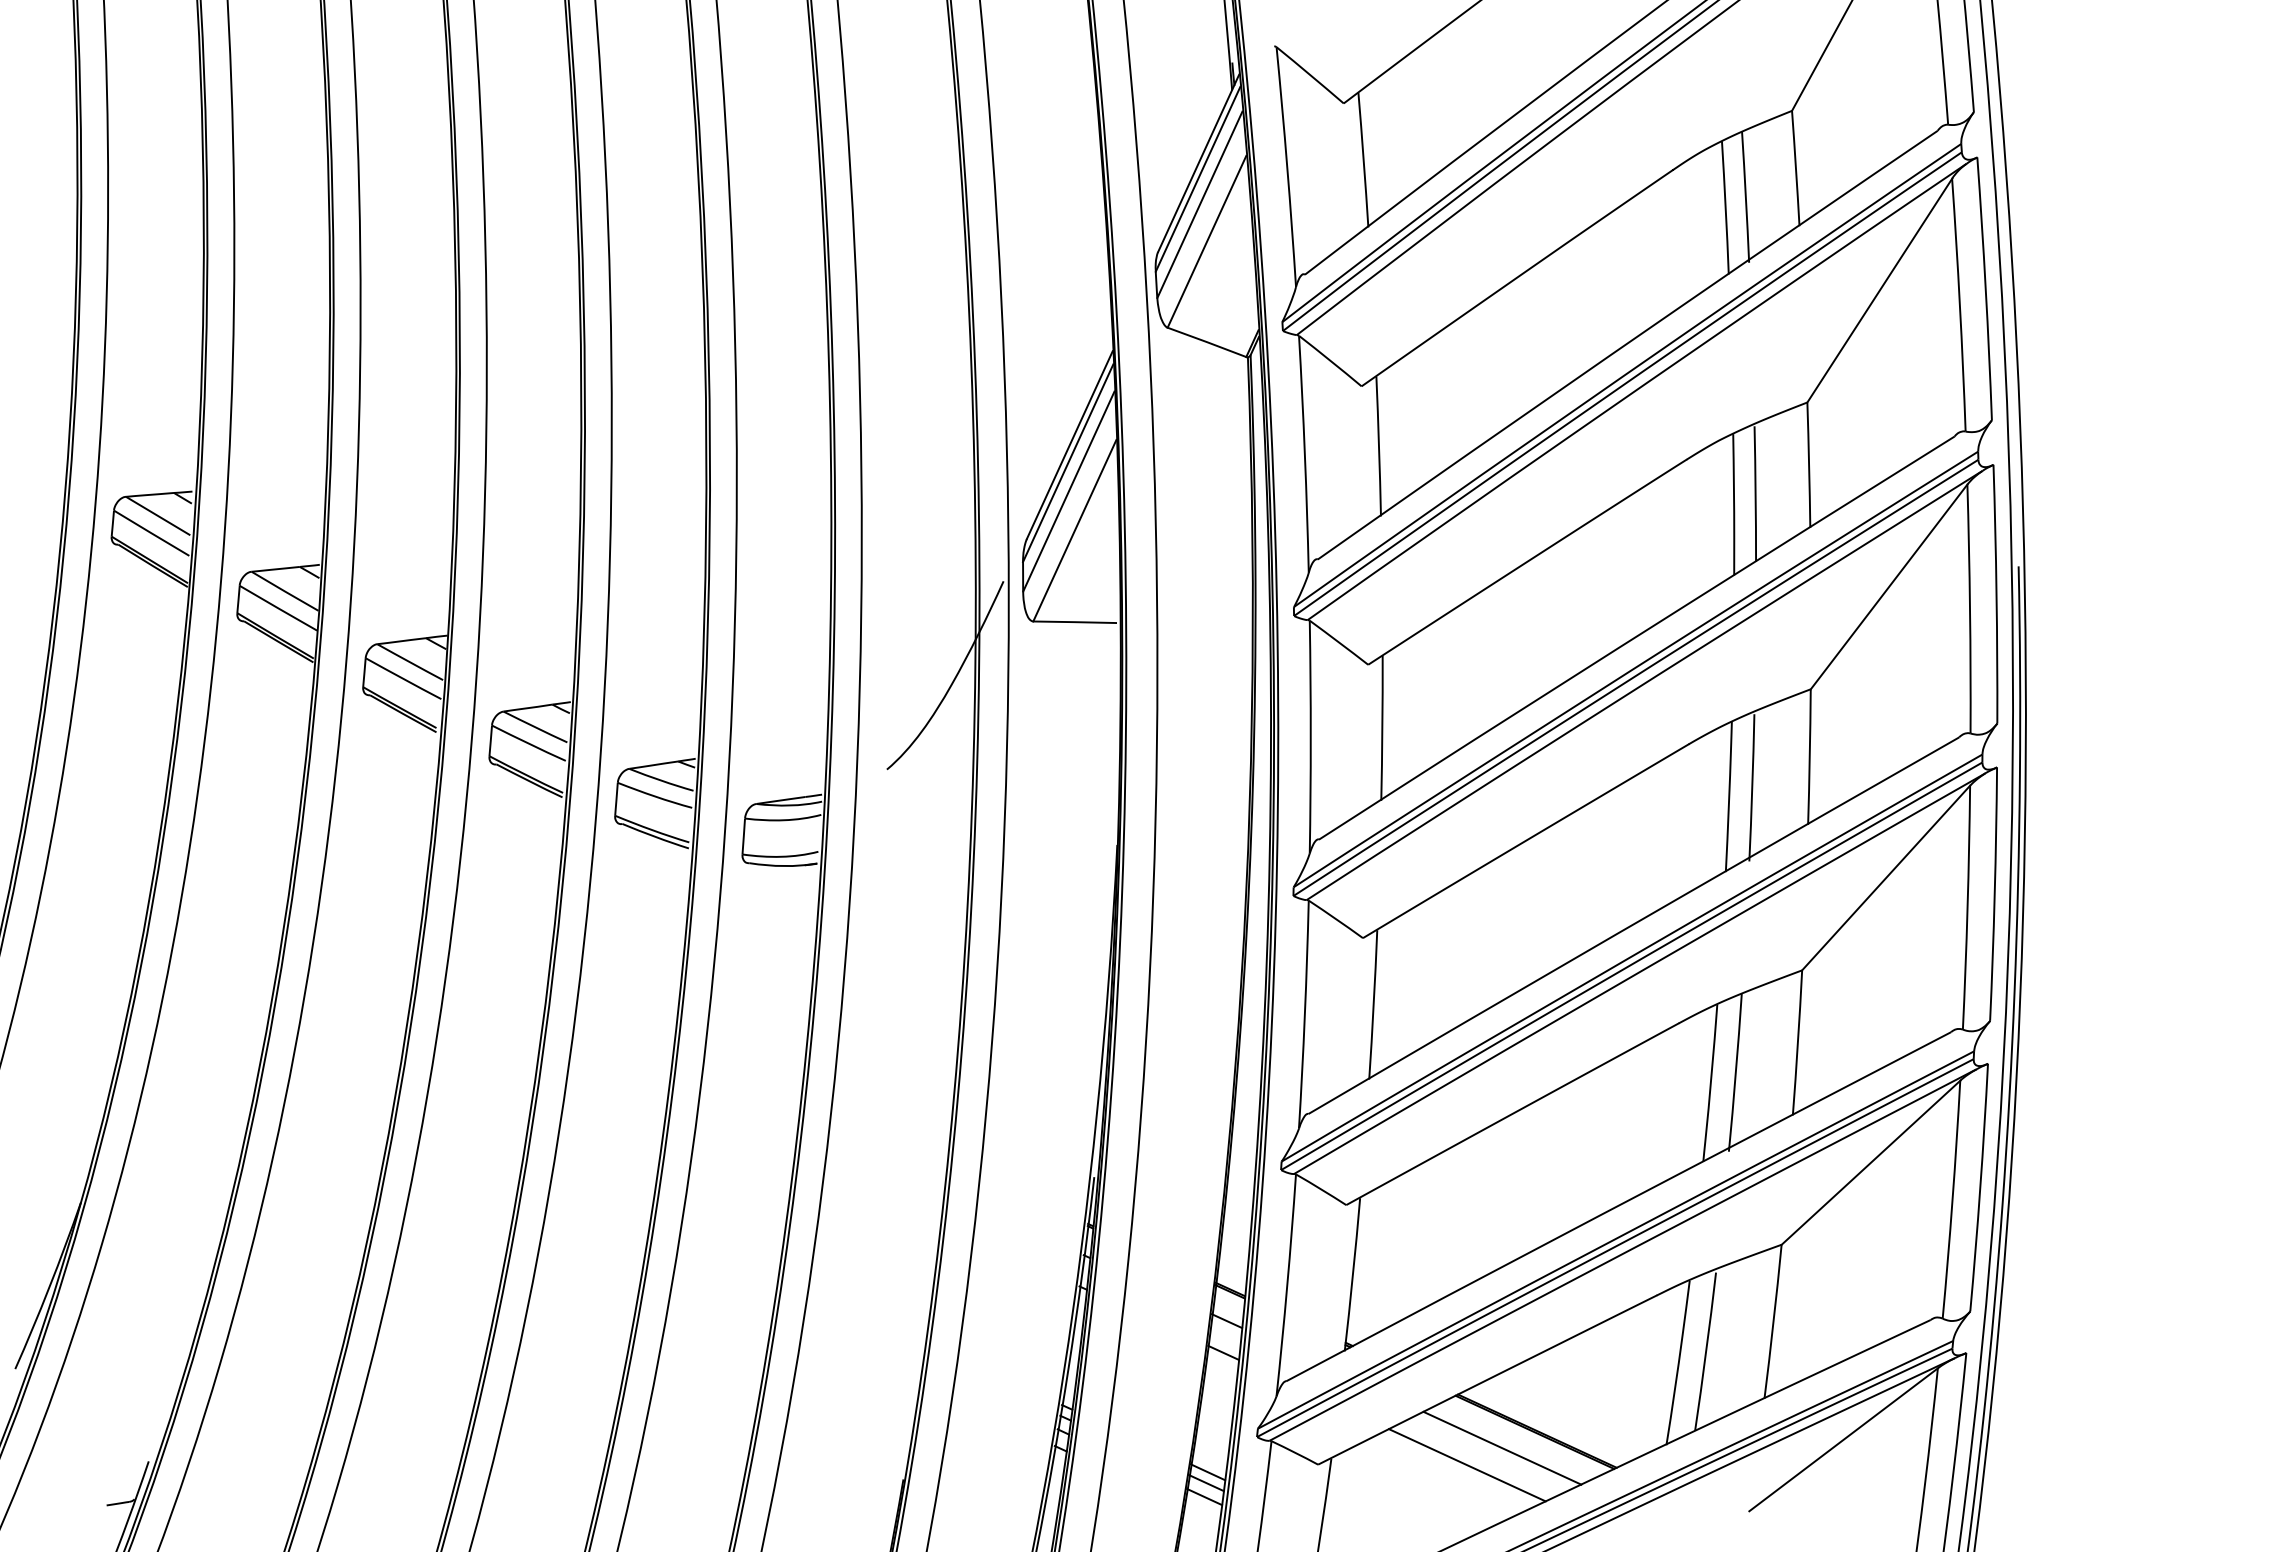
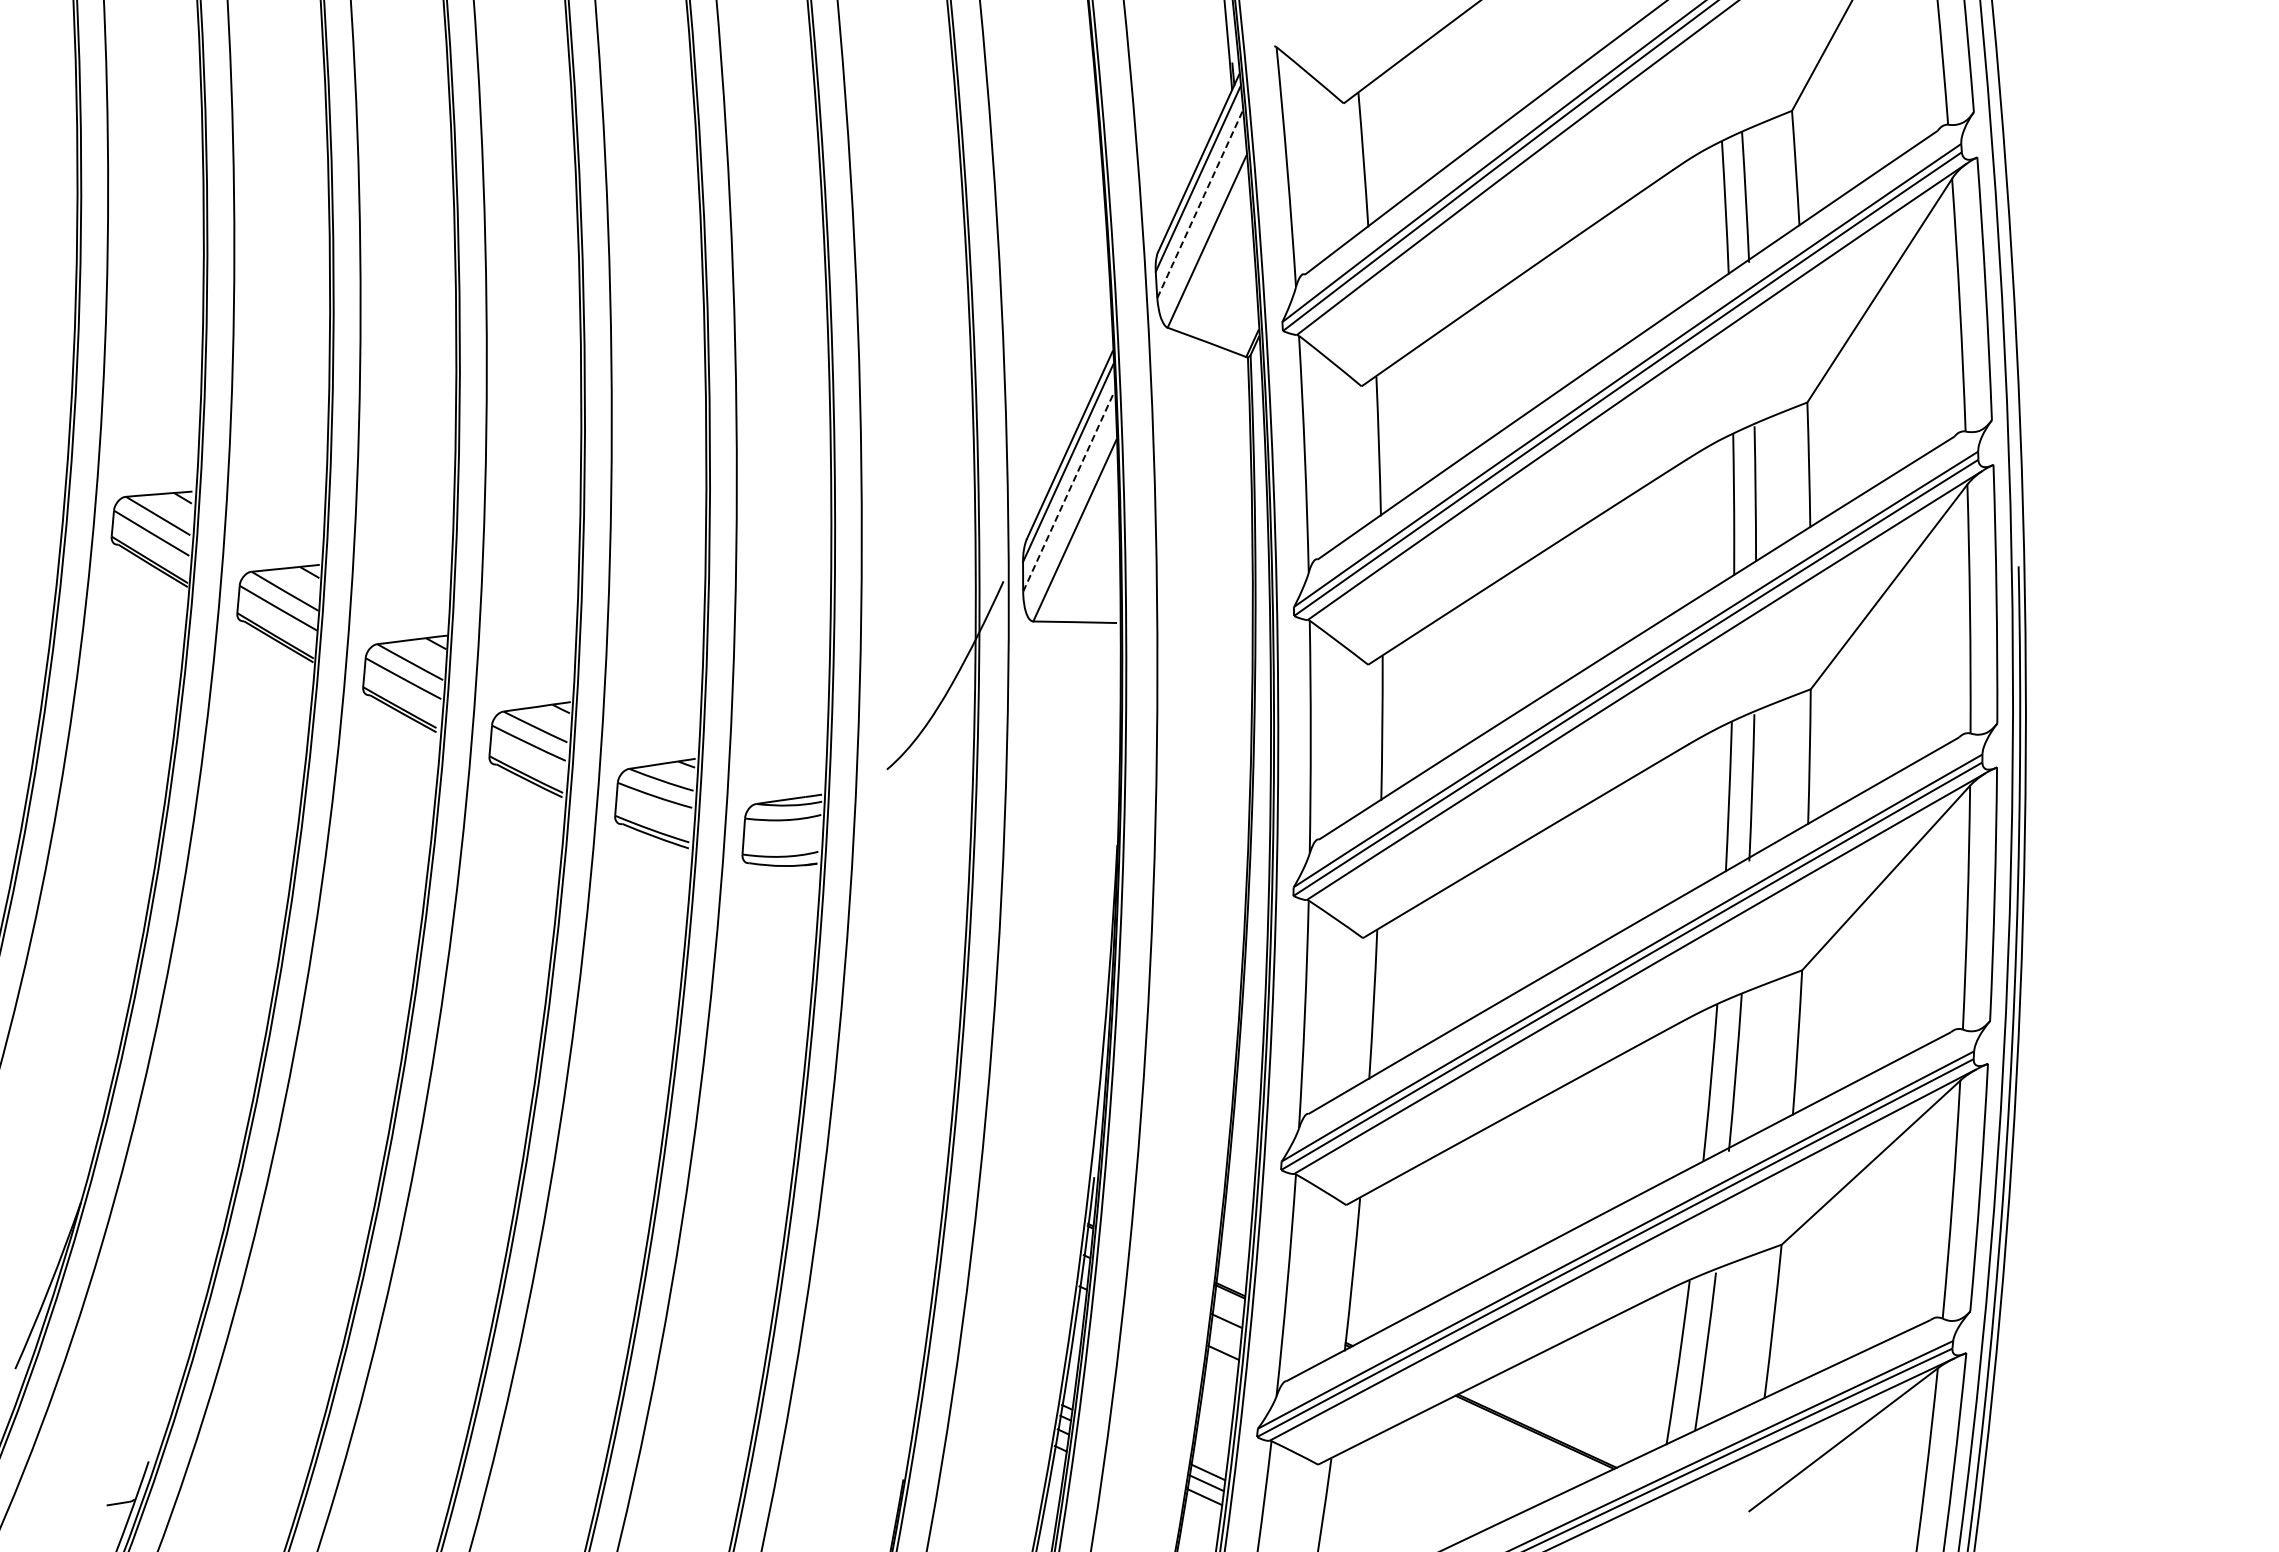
line: solid -> dashed (1200, 204)
line: solid -> dashed (1068, 491)
line: present -> none (1502, 1447)
line: present -> none (1467, 1465)
